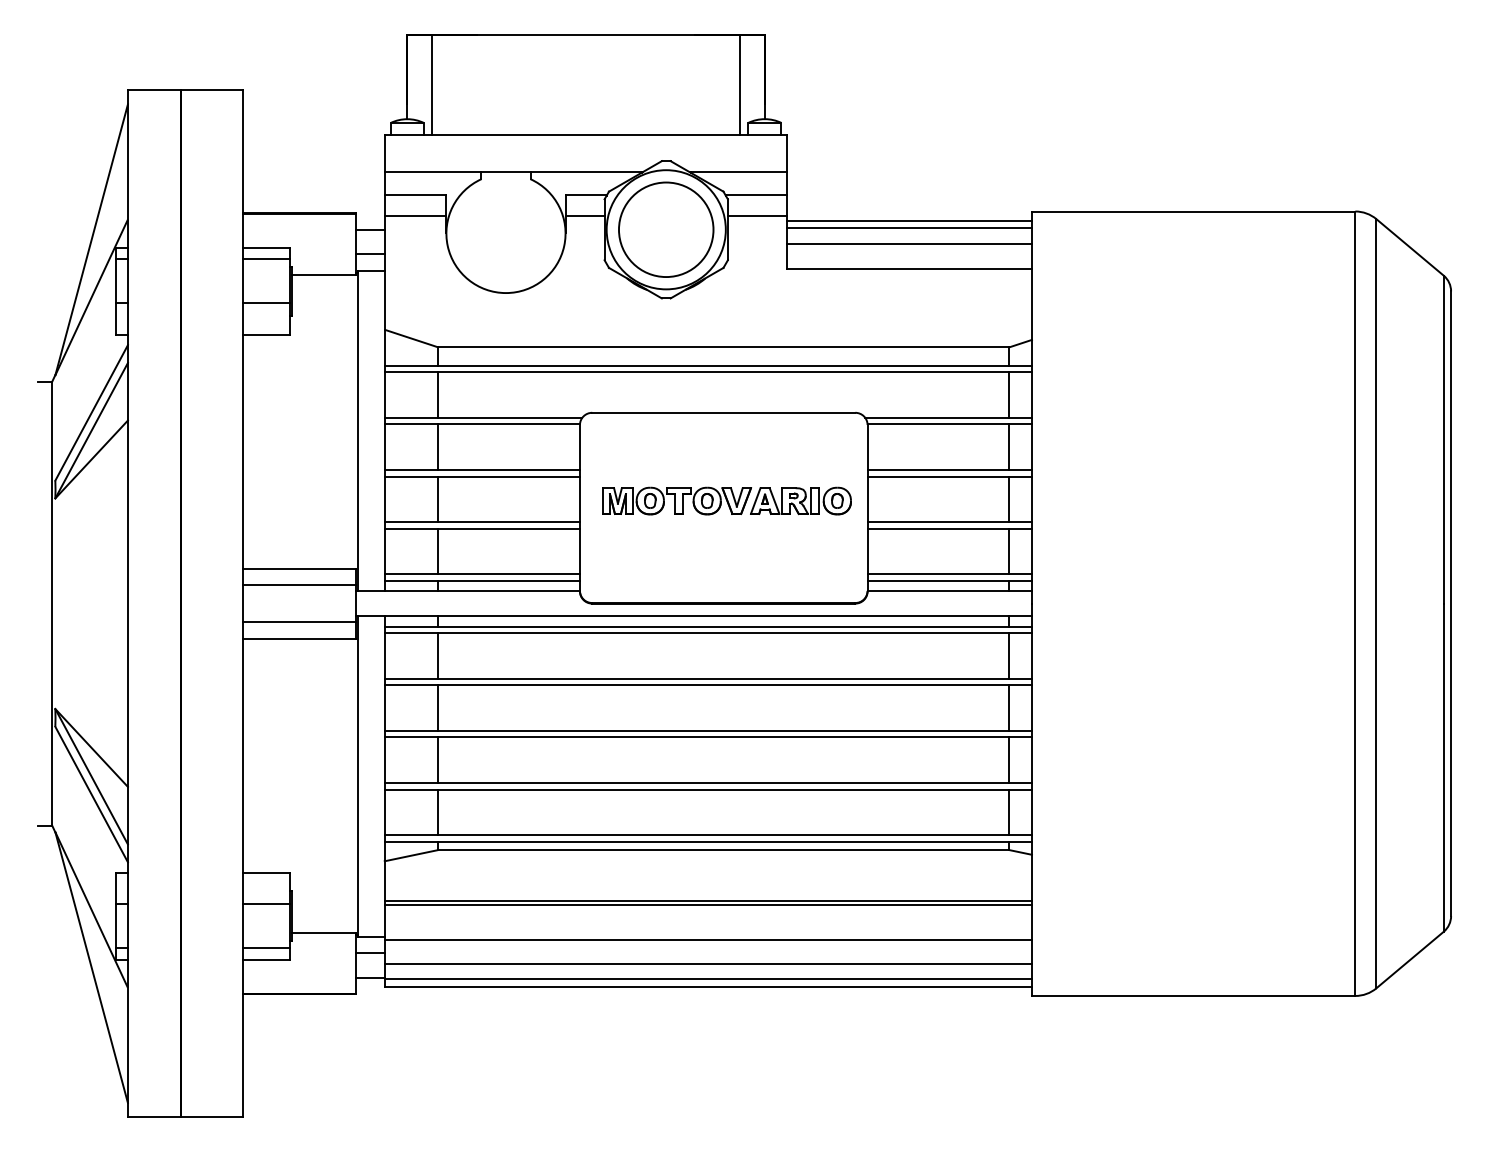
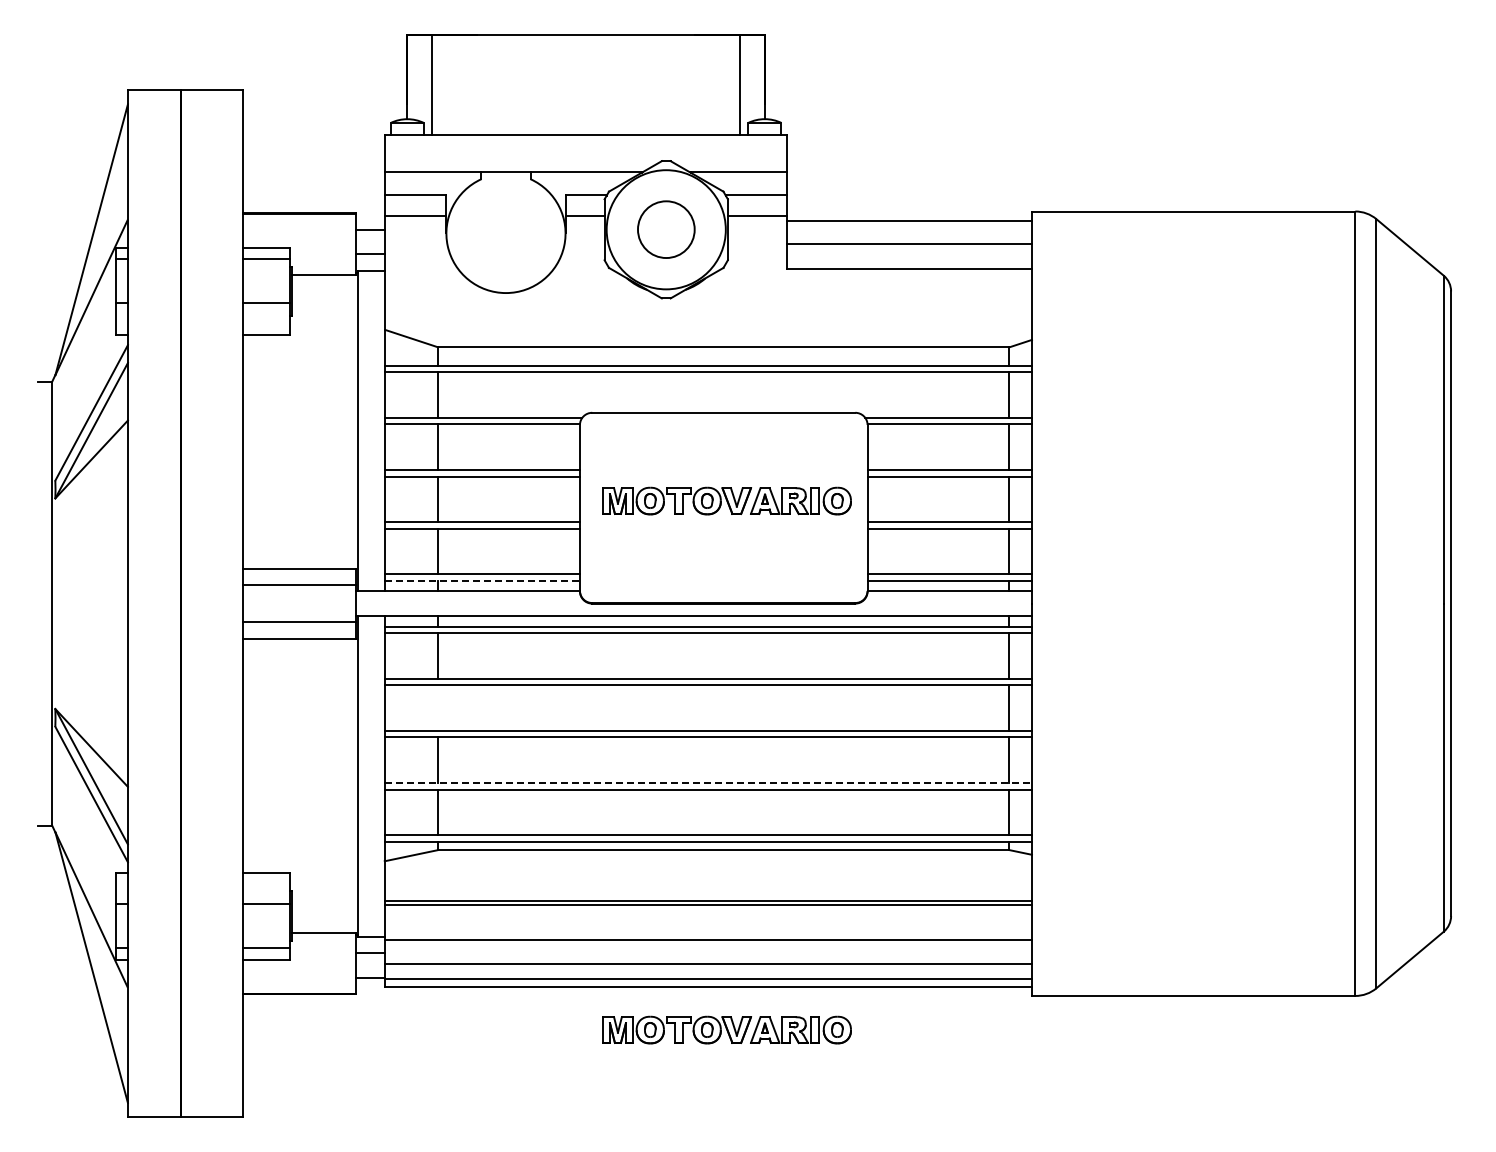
line: present -> none (909, 228)
circle size: 97x97 px -> 59x59 px (666, 229)
line: solid -> dashed (482, 580)
line: present -> none (438, 707)
line: solid -> dashed (708, 783)
part: none -> present (726, 1029)
